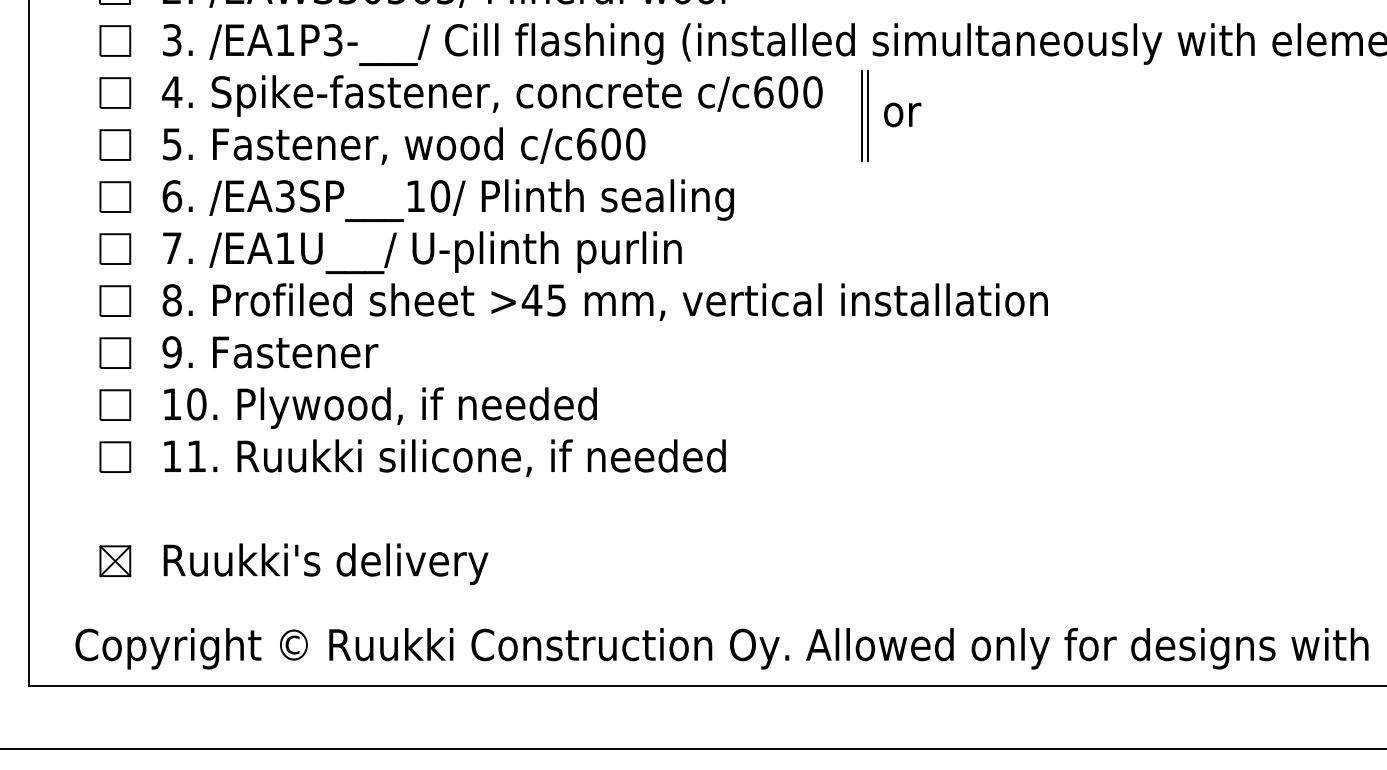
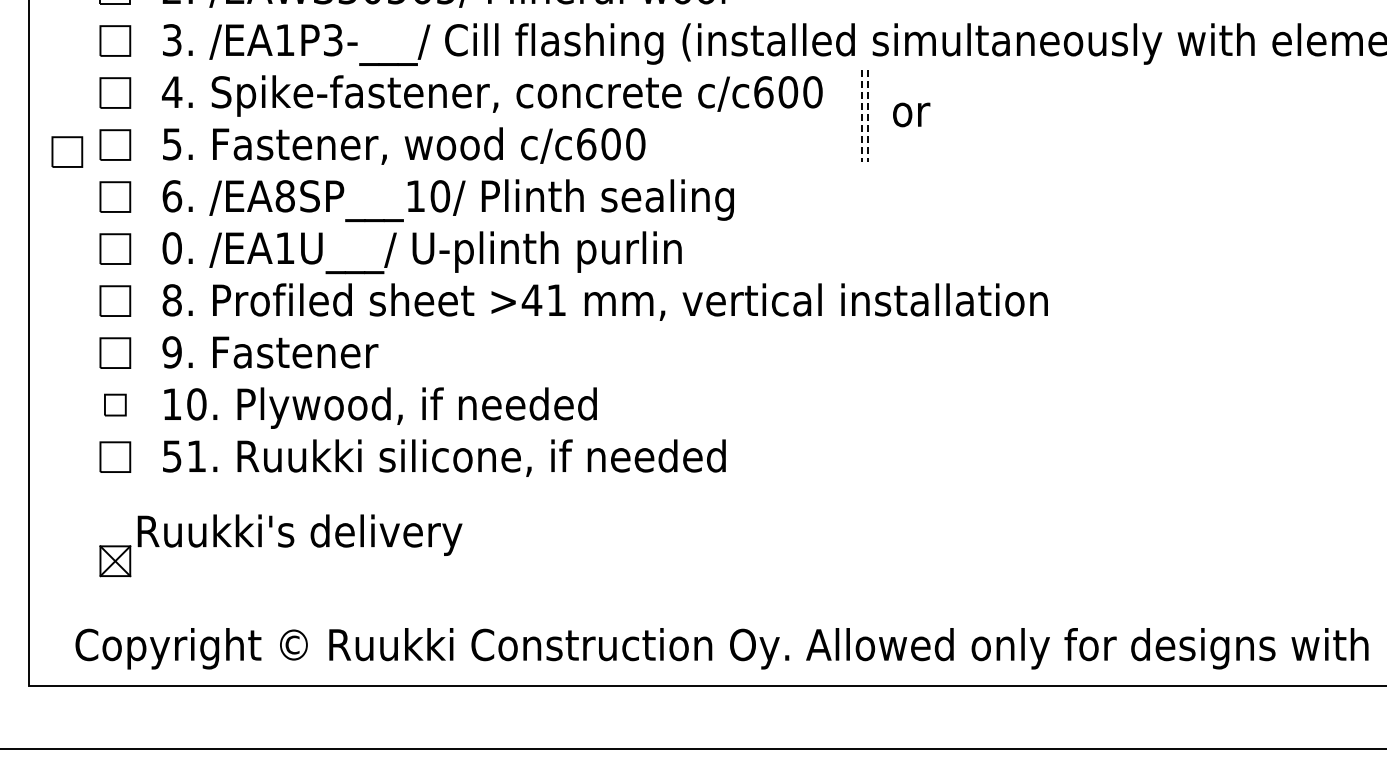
text position: (902, 114) -> (911, 114) (911, 114)
line: solid -> dashed (861, 115)
line: solid -> dashed (868, 115)
part: none -> present (67, 151)
text: /EA3SP___10/ -> /EA8SP___10/ (284, 196)
text: 7. -> 0. (171, 248)
text: 45 -> 41 (556, 300)
part size: 33x32 px -> 23x24 px (115, 404)
text: 11. -> 51. (172, 456)
text position: (325, 563) -> (299, 534) (299, 534)
